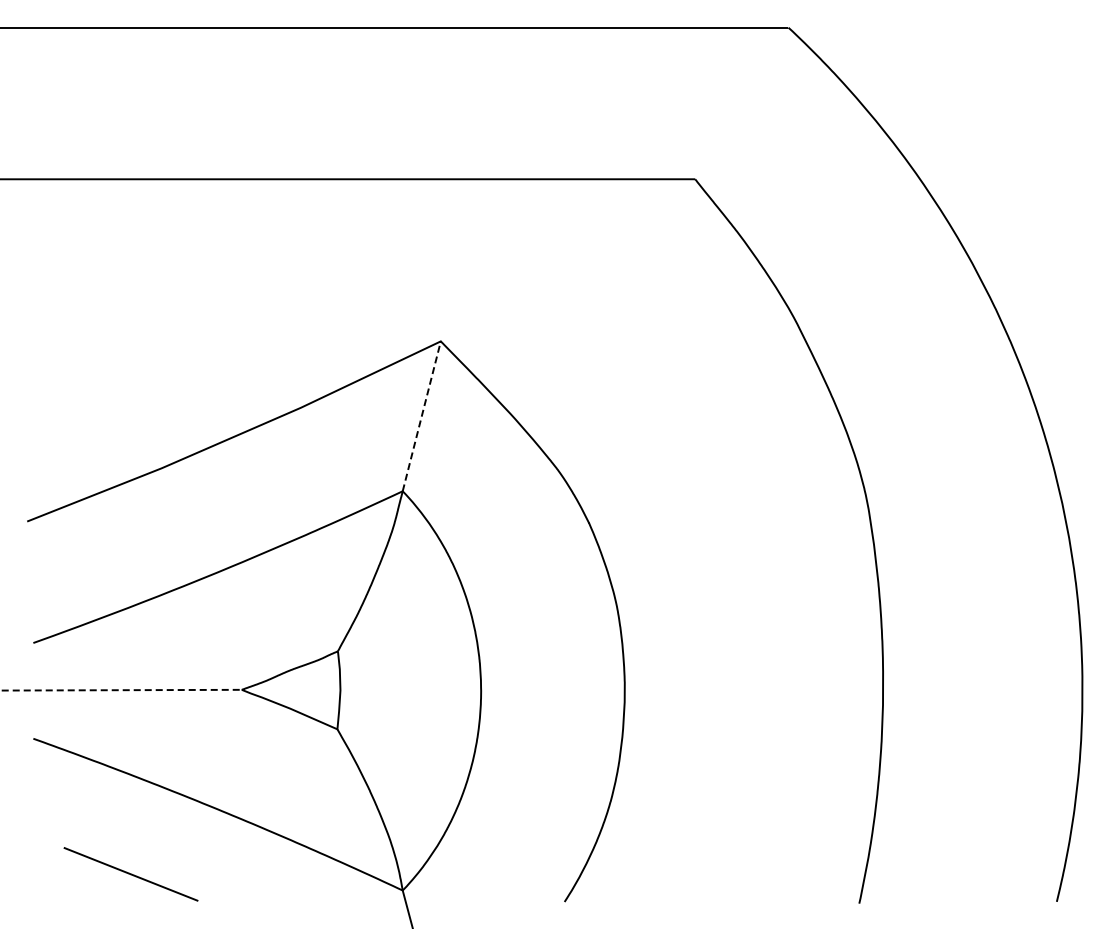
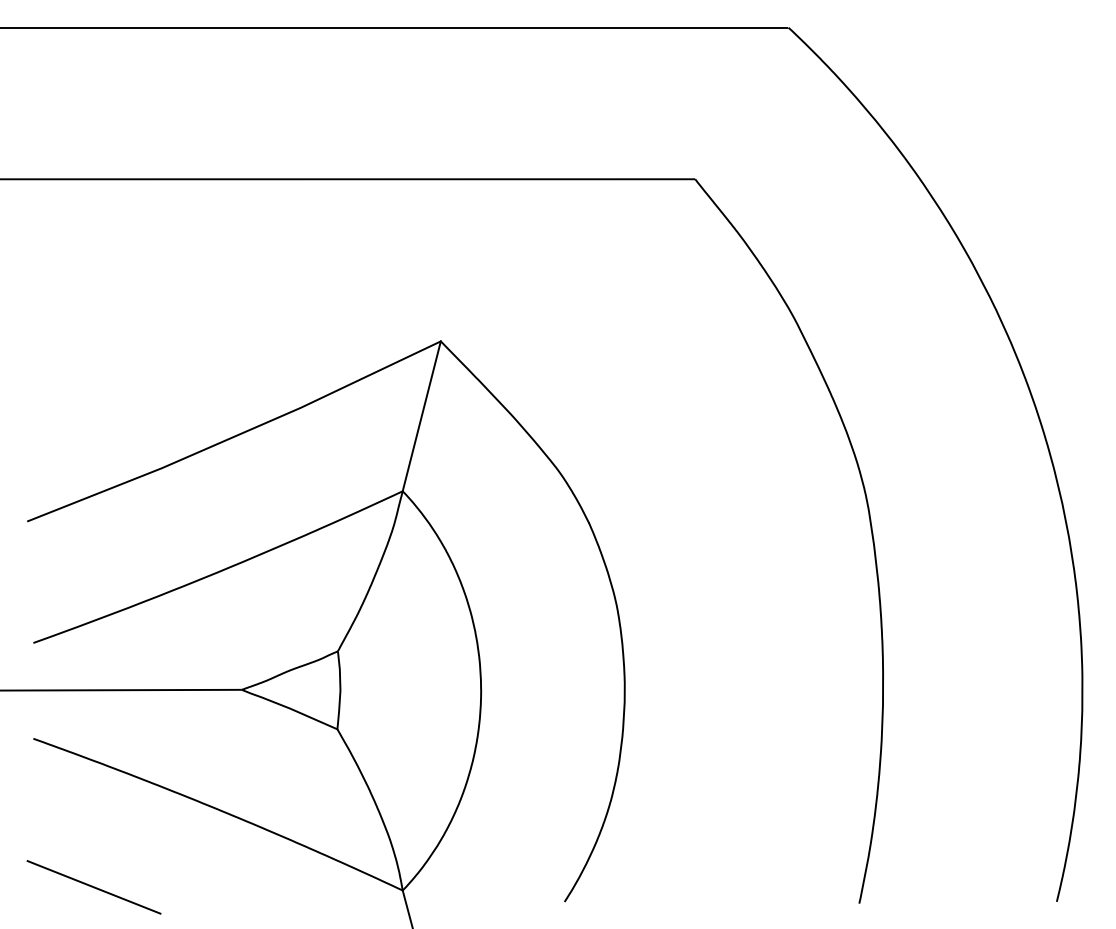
line: dashed -> solid (421, 415)
line: dashed -> solid (121, 690)
line position: (130, 874) -> (93, 887) (93, 887)
